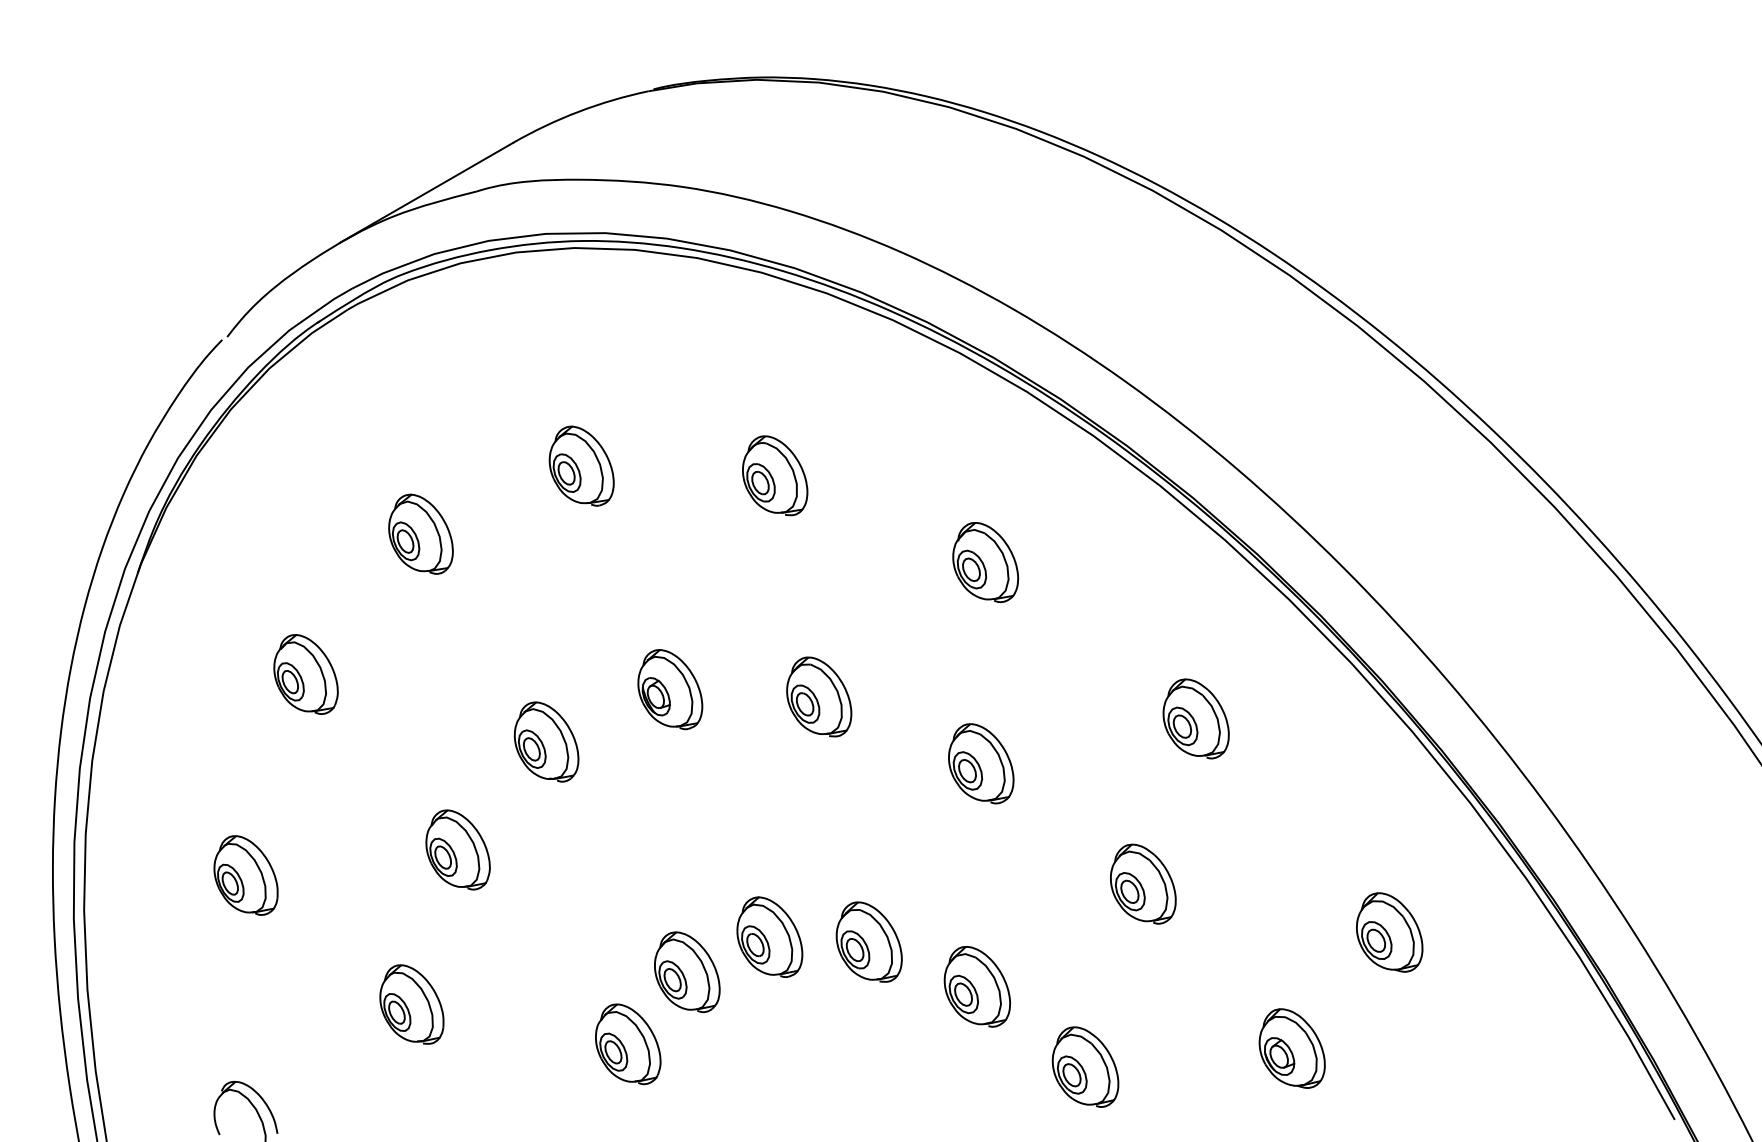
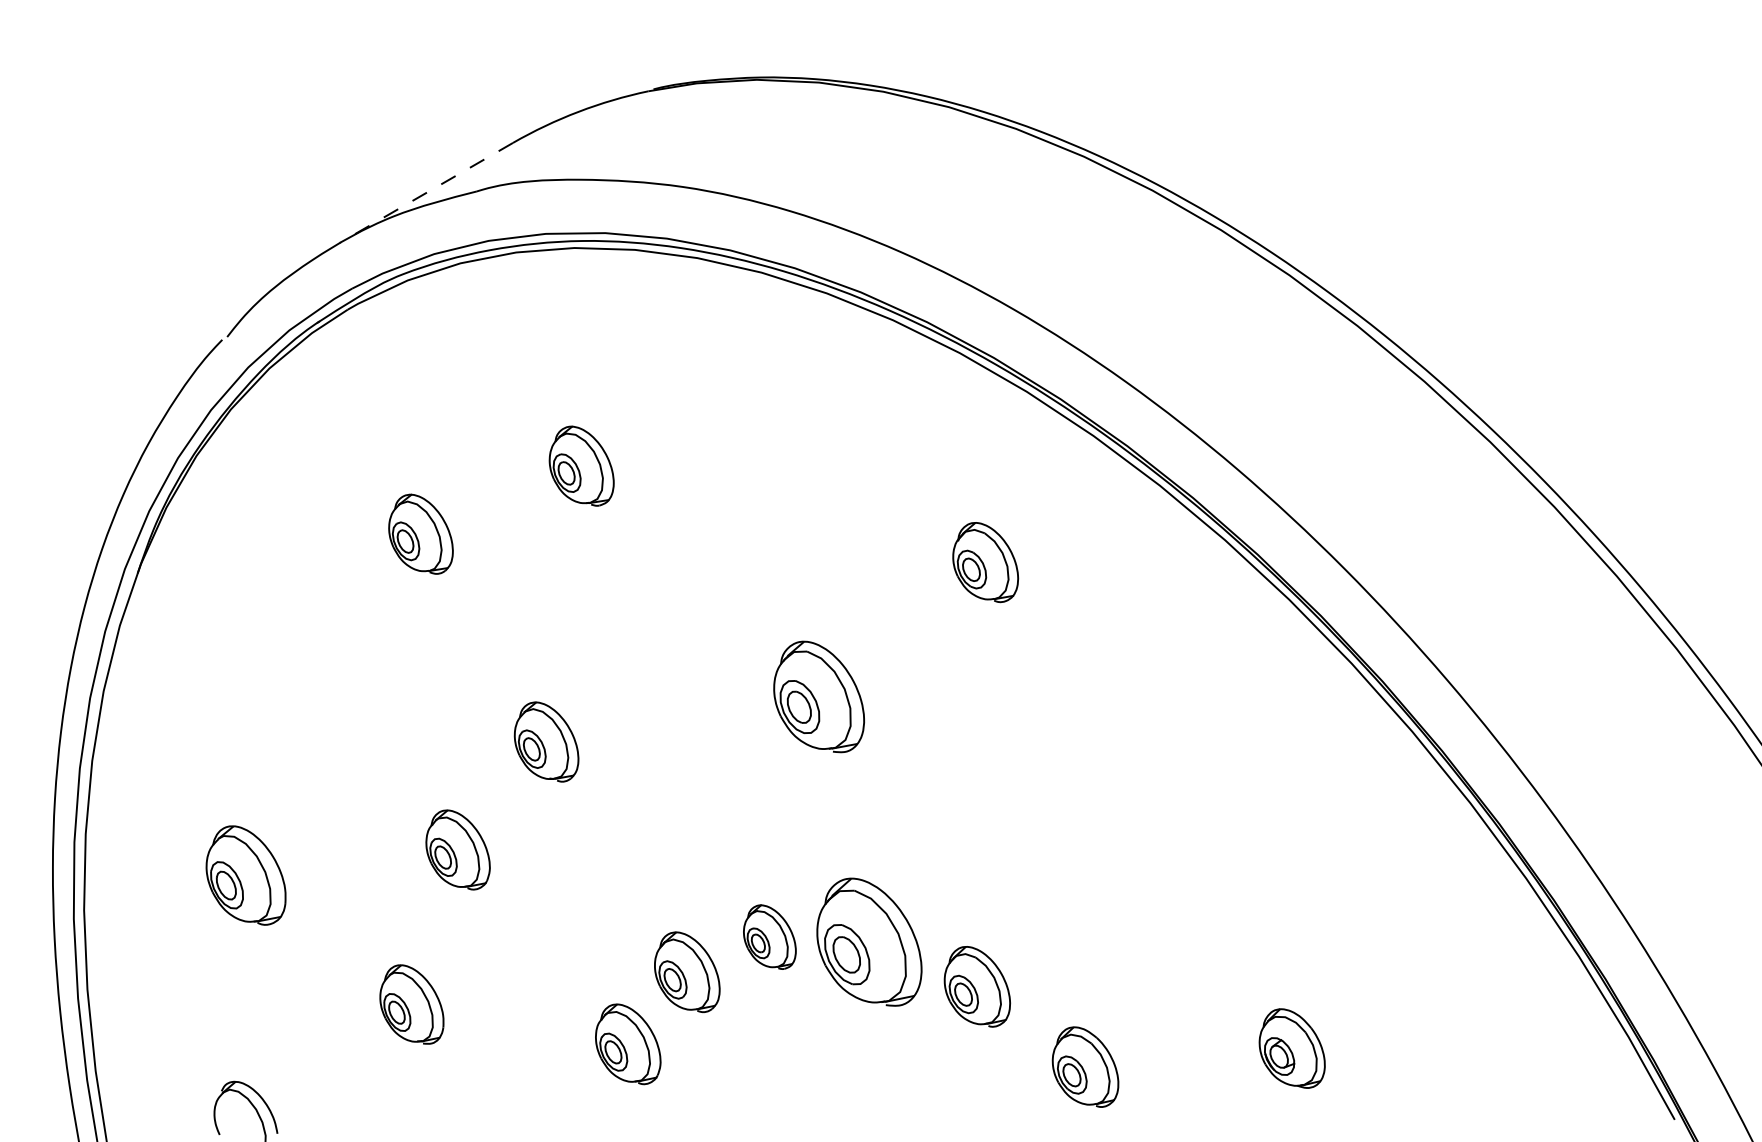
line: solid -> dashed (426, 192)
part: present -> none (775, 475)
part: present -> none (305, 674)
part: present -> none (670, 689)
part size: 67x82 px -> 92x114 px (818, 696)
part: present -> none (1195, 718)
part: present -> none (981, 763)
part size: 66x81 px -> 82x101 px (245, 875)
part: present -> none (1143, 883)
part: present -> none (1389, 932)
part size: 68x82 px -> 54x66 px (769, 936)
part size: 68x82 px -> 107x130 px (869, 941)
